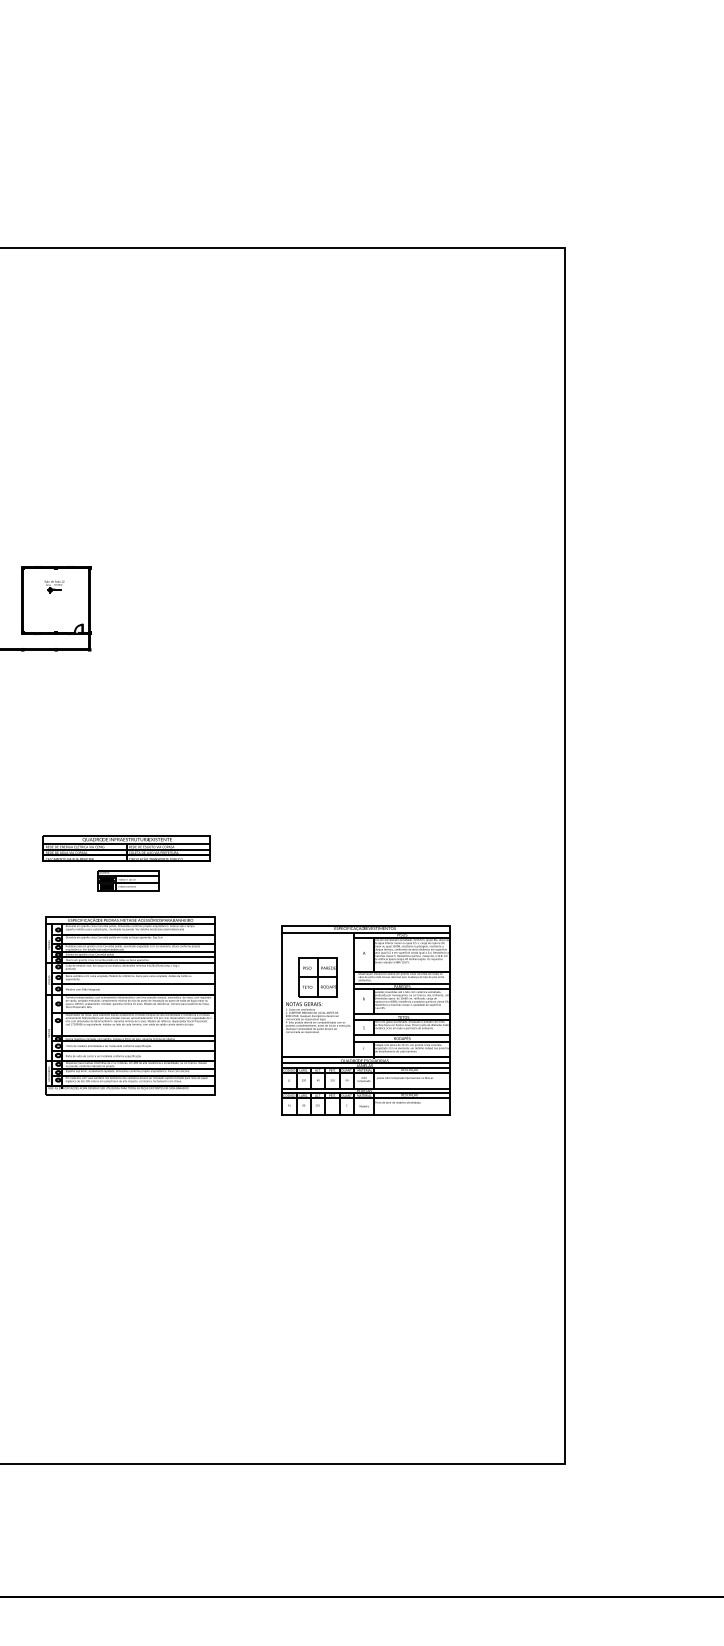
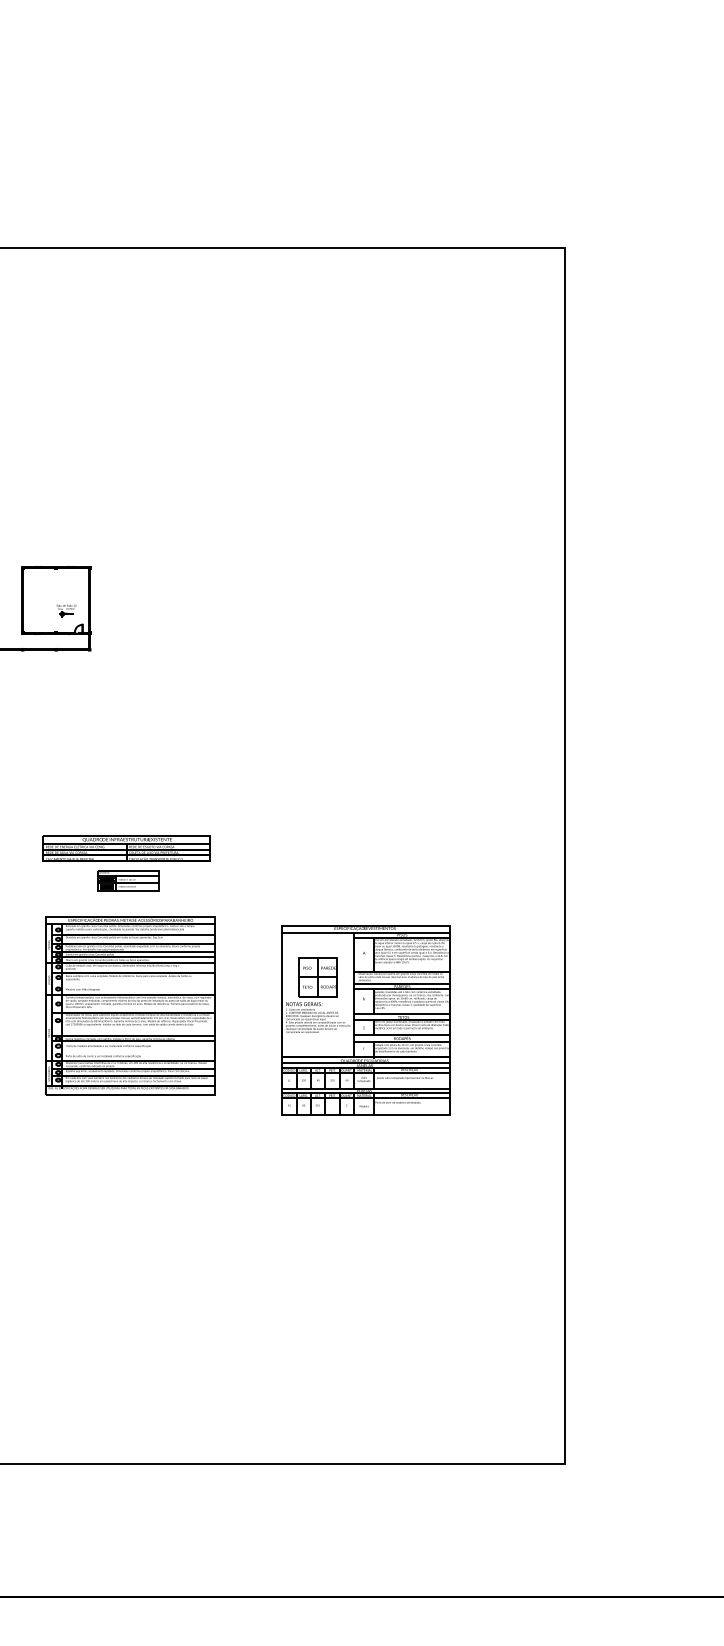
part position: (54, 586) -> (66, 610) (66, 610)
line: present -> none (133, 983)
line: present -> none (133, 1051)
